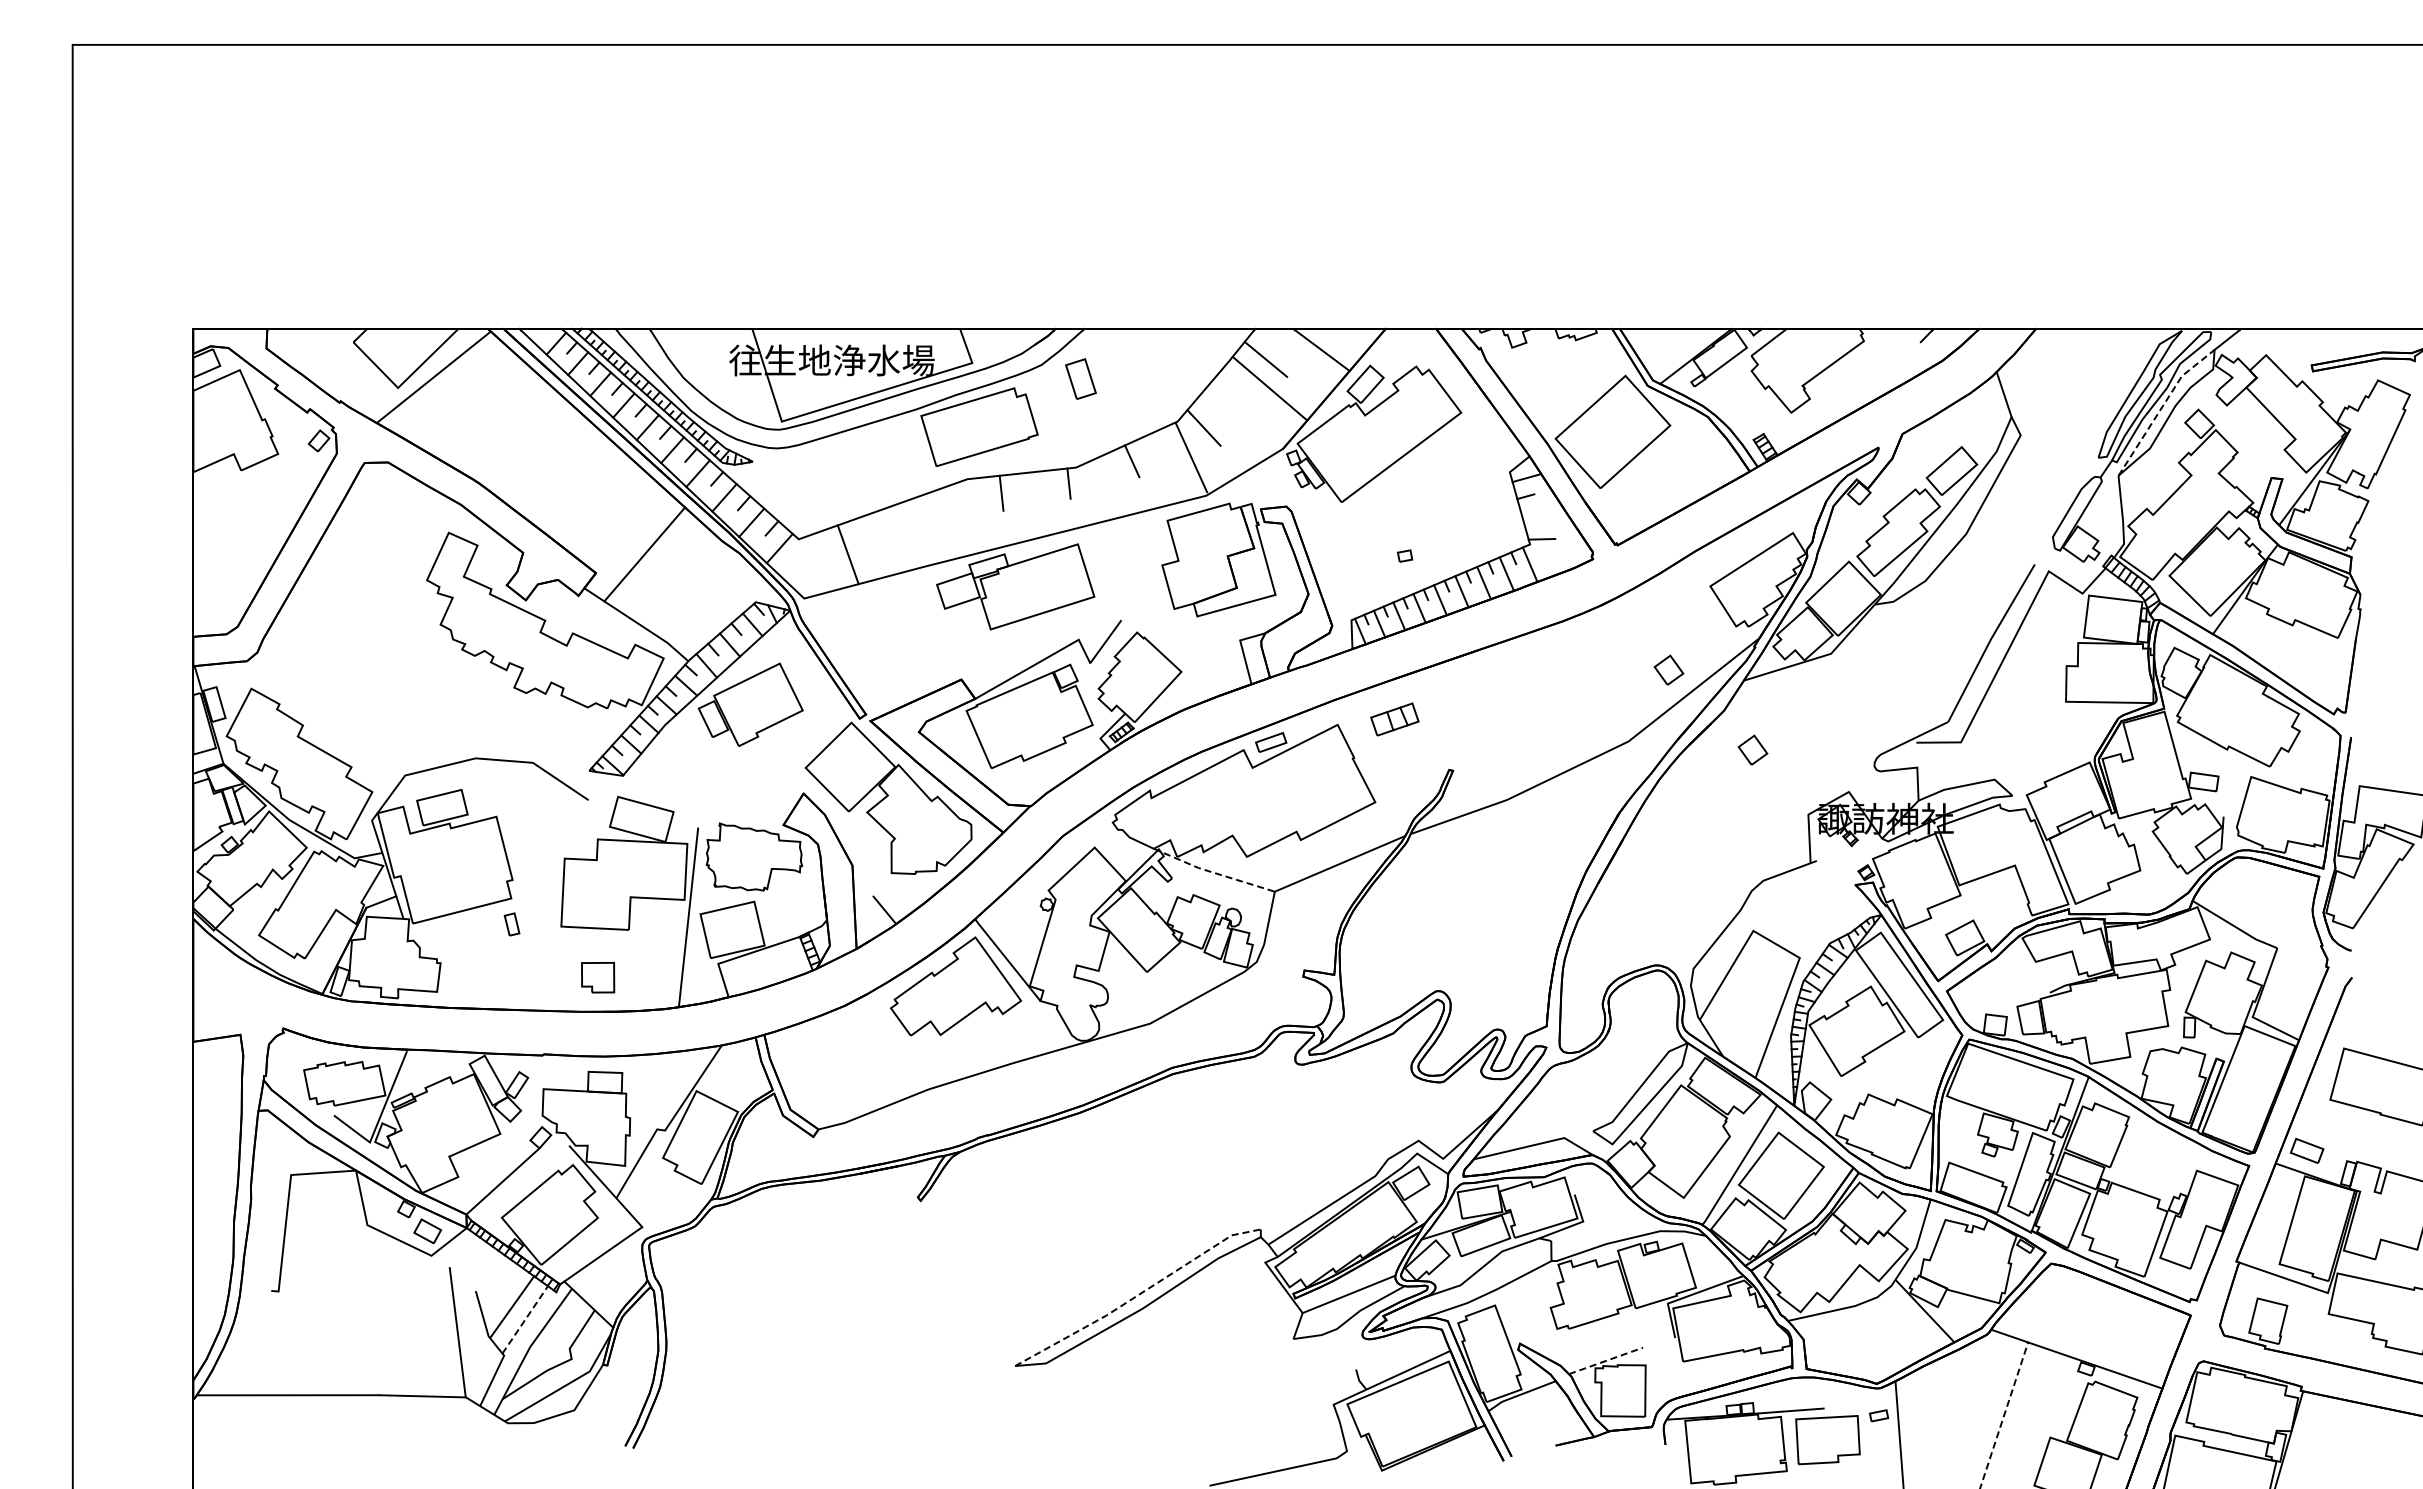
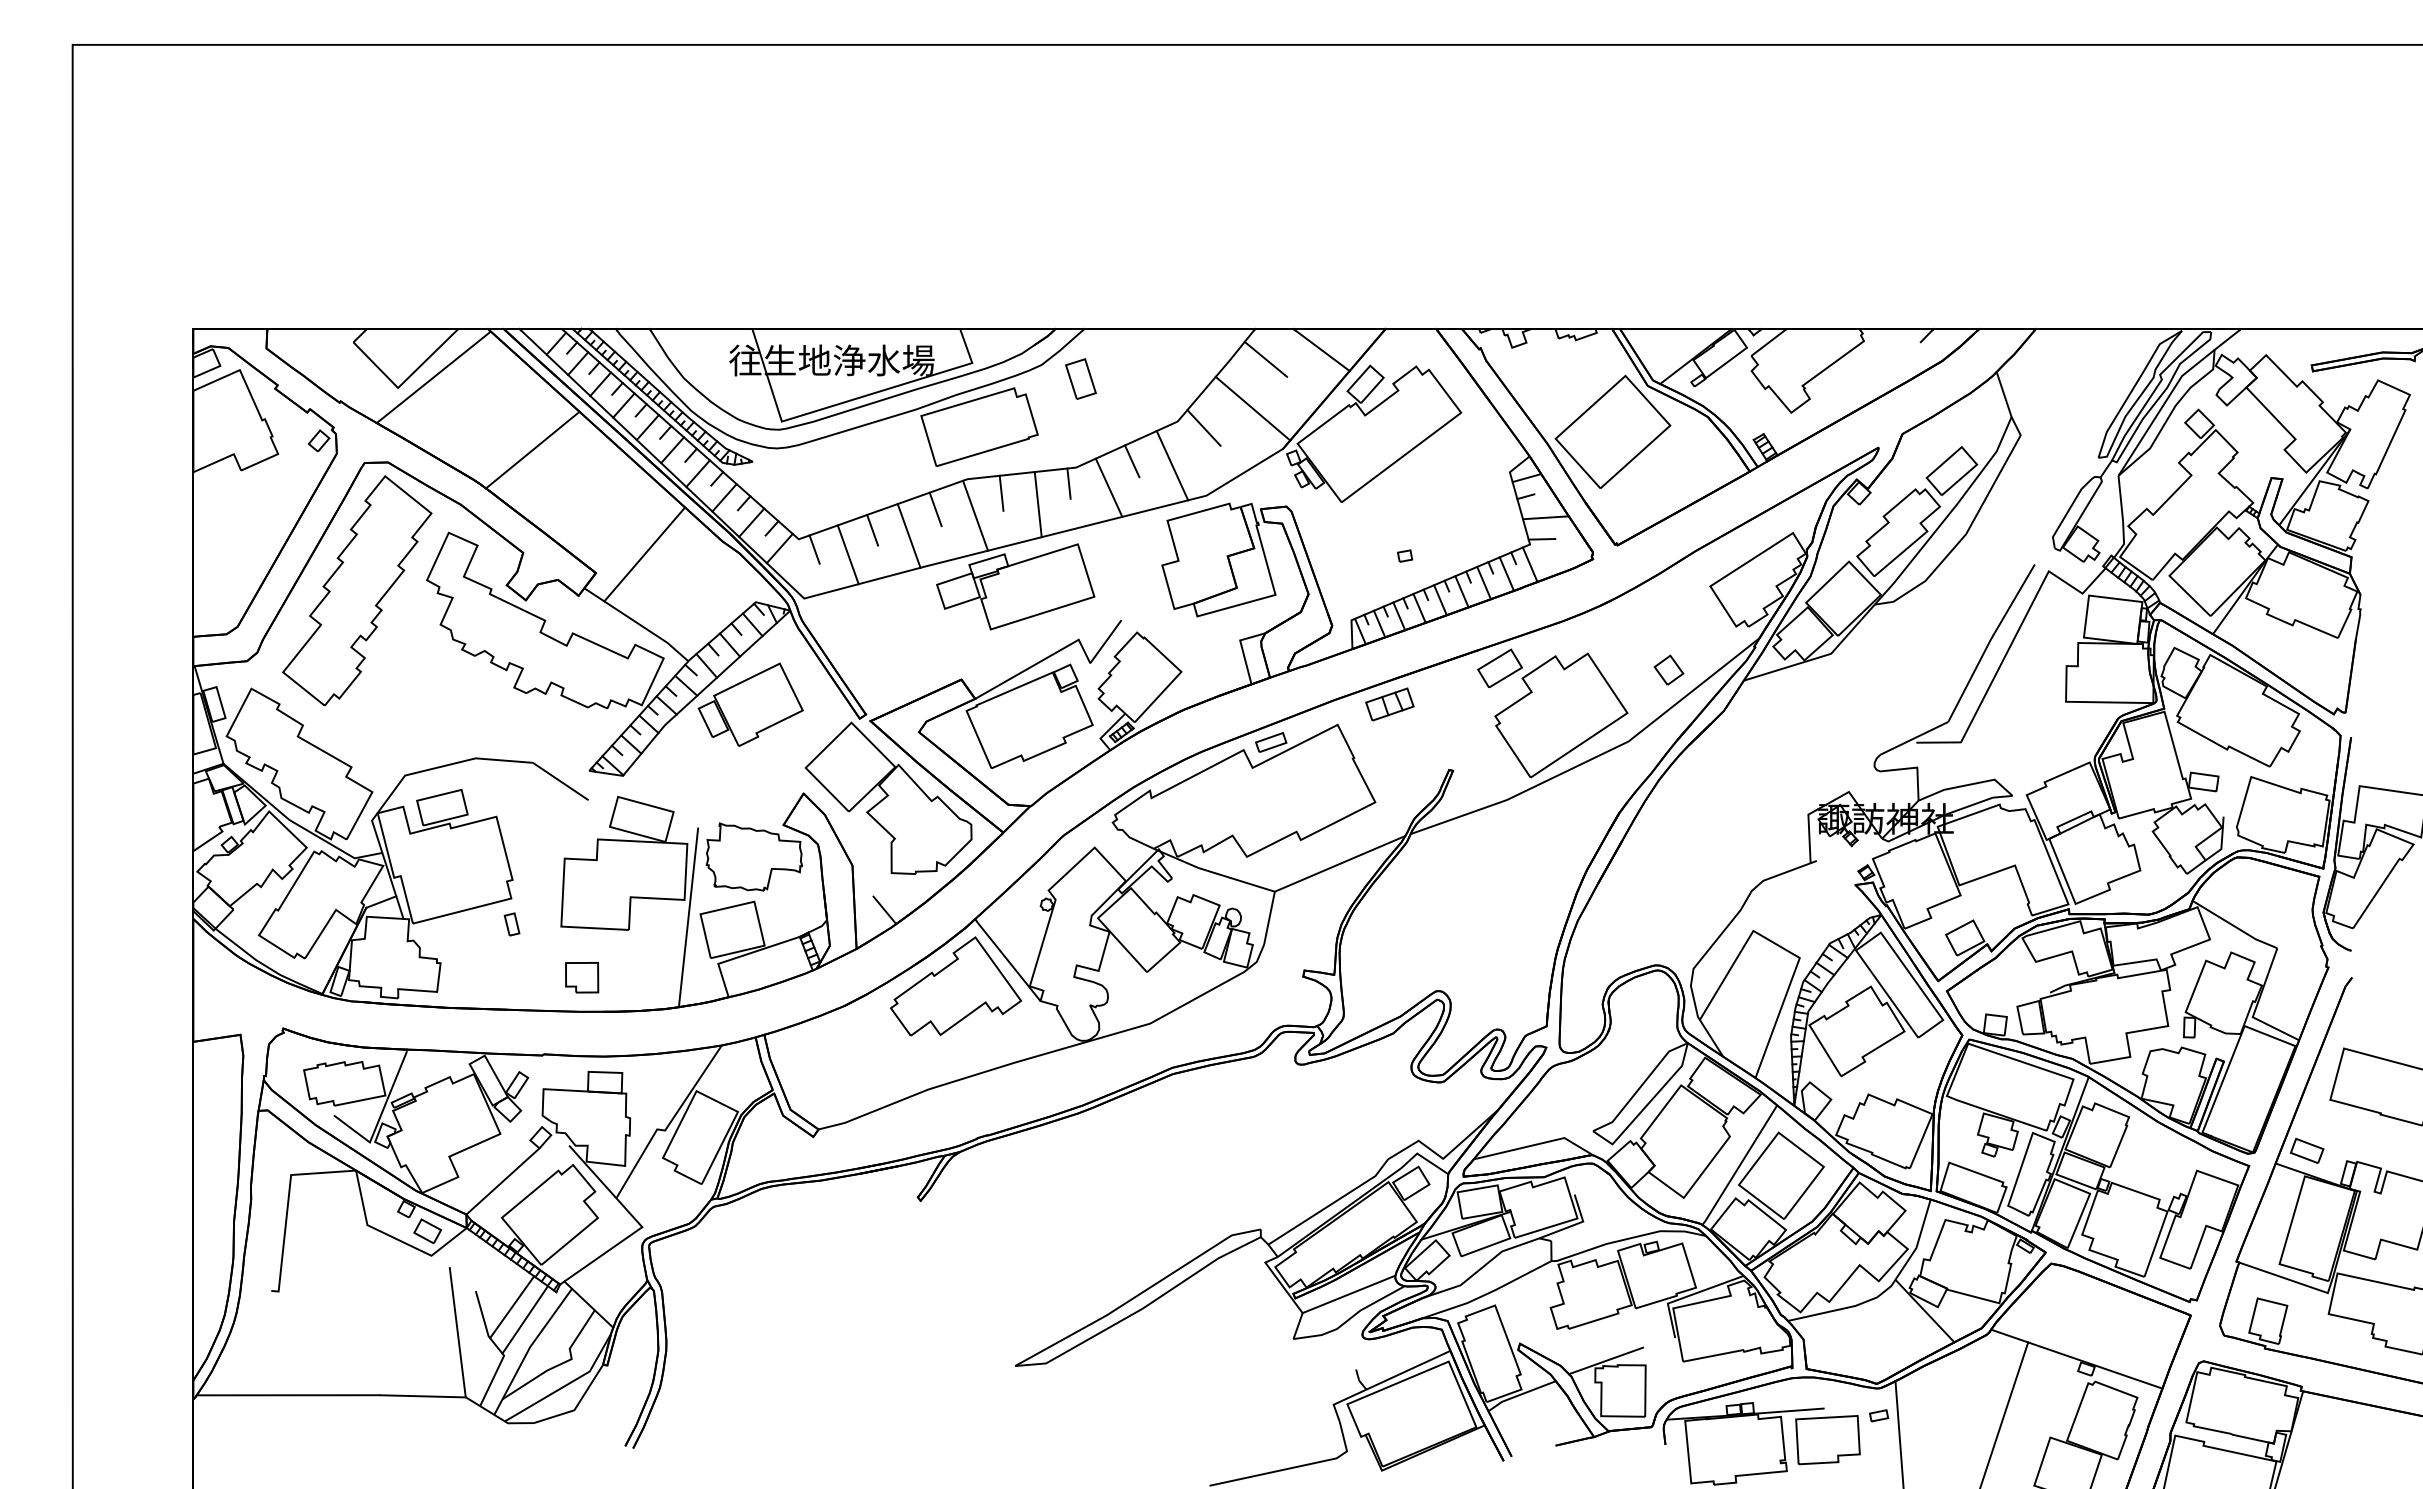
line position: (1269, 388) -> (1252, 408) (1252, 408)
line: dashed -> solid (2161, 407)
line: none -> present (532, 449)
line position: (1191, 457) -> (1172, 465) (1172, 465)
line: none -> present (1108, 487)
line: none -> present (1037, 504)
line: none -> present (935, 509)
line: none -> present (975, 515)
line: none -> present (1545, 517)
line: none -> present (872, 529)
line: none -> present (908, 535)
line: none -> present (814, 549)
part: none -> present (357, 590)
part: none -> present (1552, 713)
part position: (1394, 719) -> (1389, 704) (1389, 704)
part: present -> none (1752, 749)
line: dashed -> solid (1212, 872)
part position: (598, 977) -> (582, 977) (582, 977)
line: dashed -> solid (1137, 1295)
line: dashed -> solid (525, 1319)
line: dashed -> solid (1606, 1360)
line: dashed -> solid (2004, 1415)
